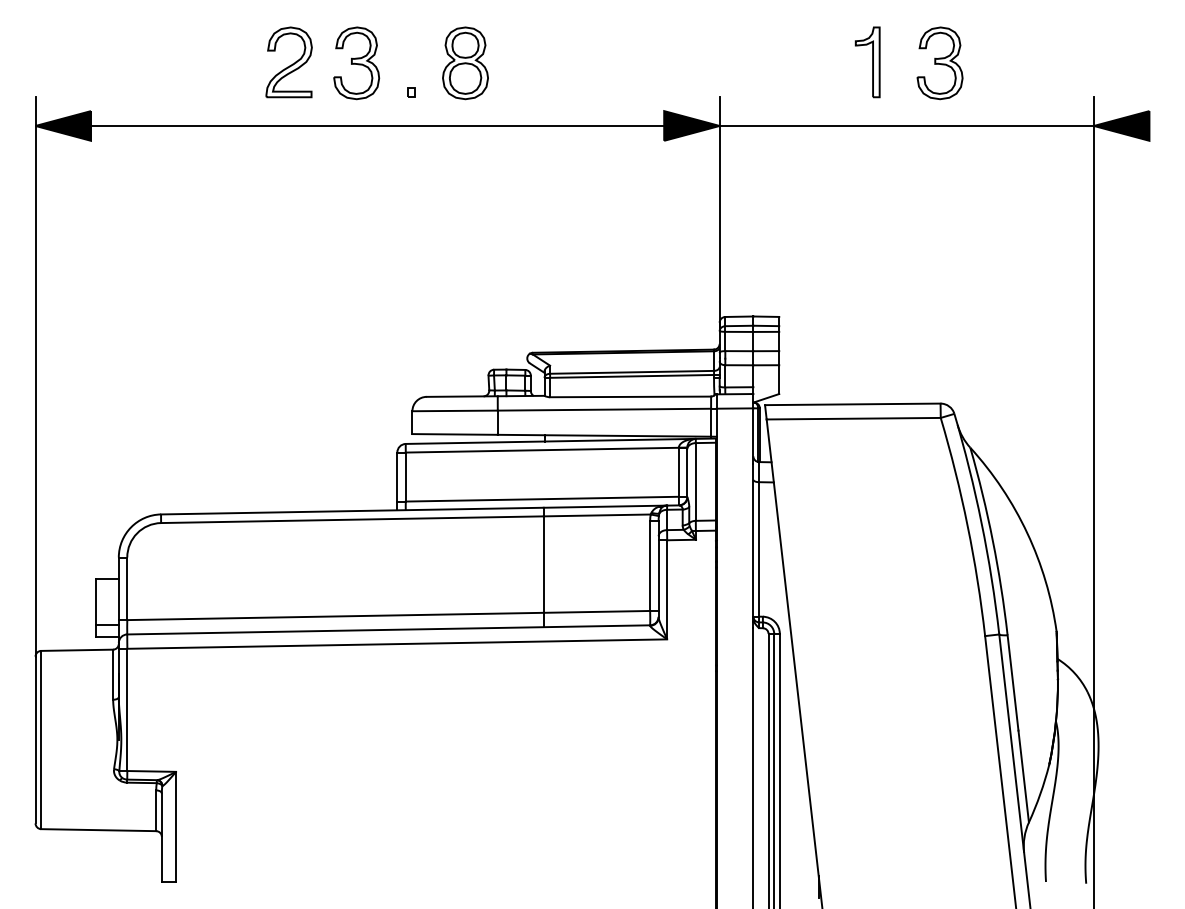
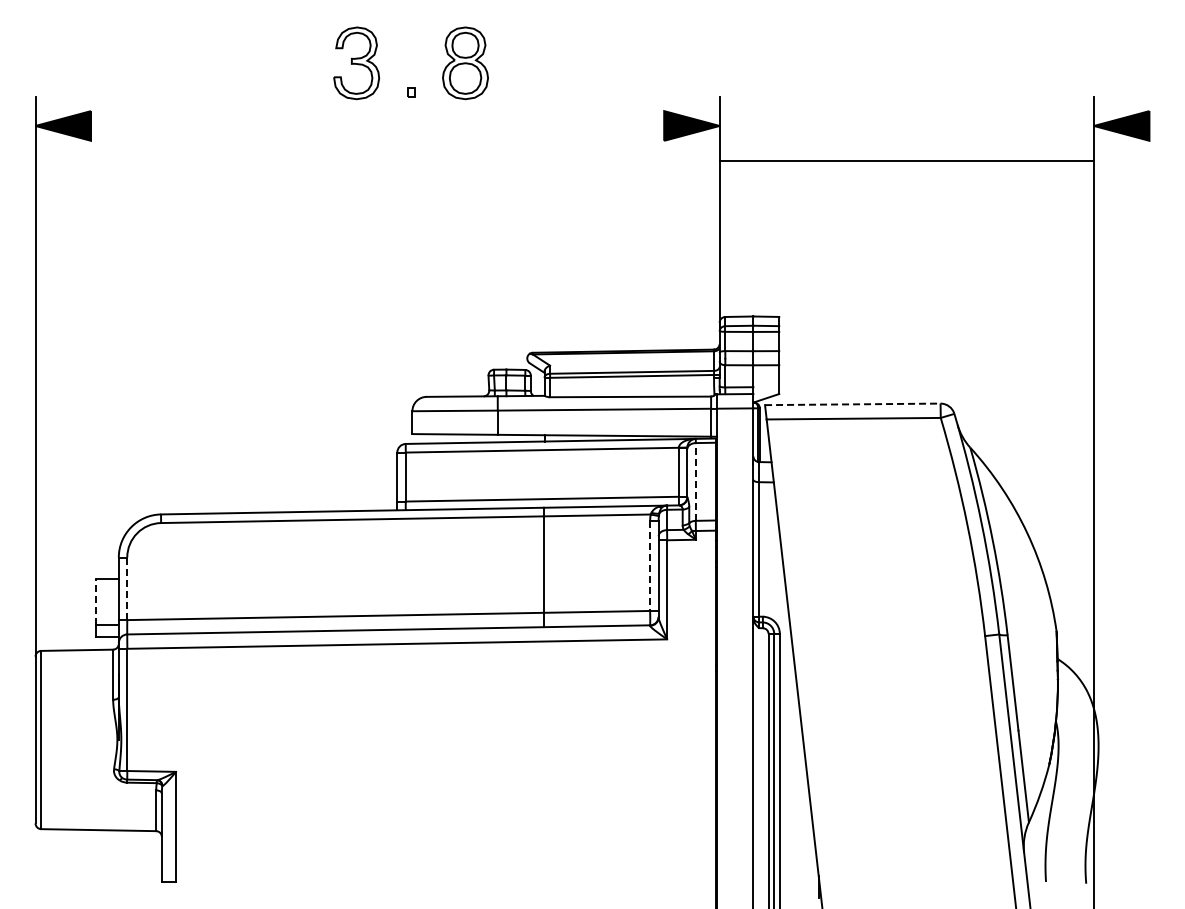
part: present -> none (288, 62)
part: present -> none (867, 62)
part: present -> none (939, 63)
line: present -> none (377, 125)
line position: (906, 125) -> (906, 160) (906, 160)
line: solid -> dashed (852, 404)
line: solid -> dashed (695, 481)
line: solid -> dashed (650, 566)
line: solid -> dashed (127, 588)
line: solid -> dashed (95, 602)
